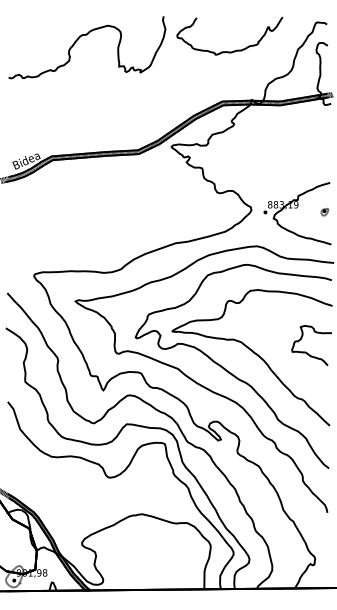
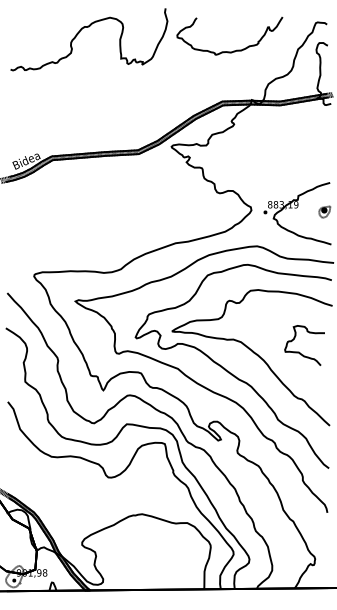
curve position: (77, 41) -> (79, 33) (79, 33)
part size: 10x9 px -> 14x14 px (324, 211)
curve position: (306, 351) -> (299, 351) (299, 351)
